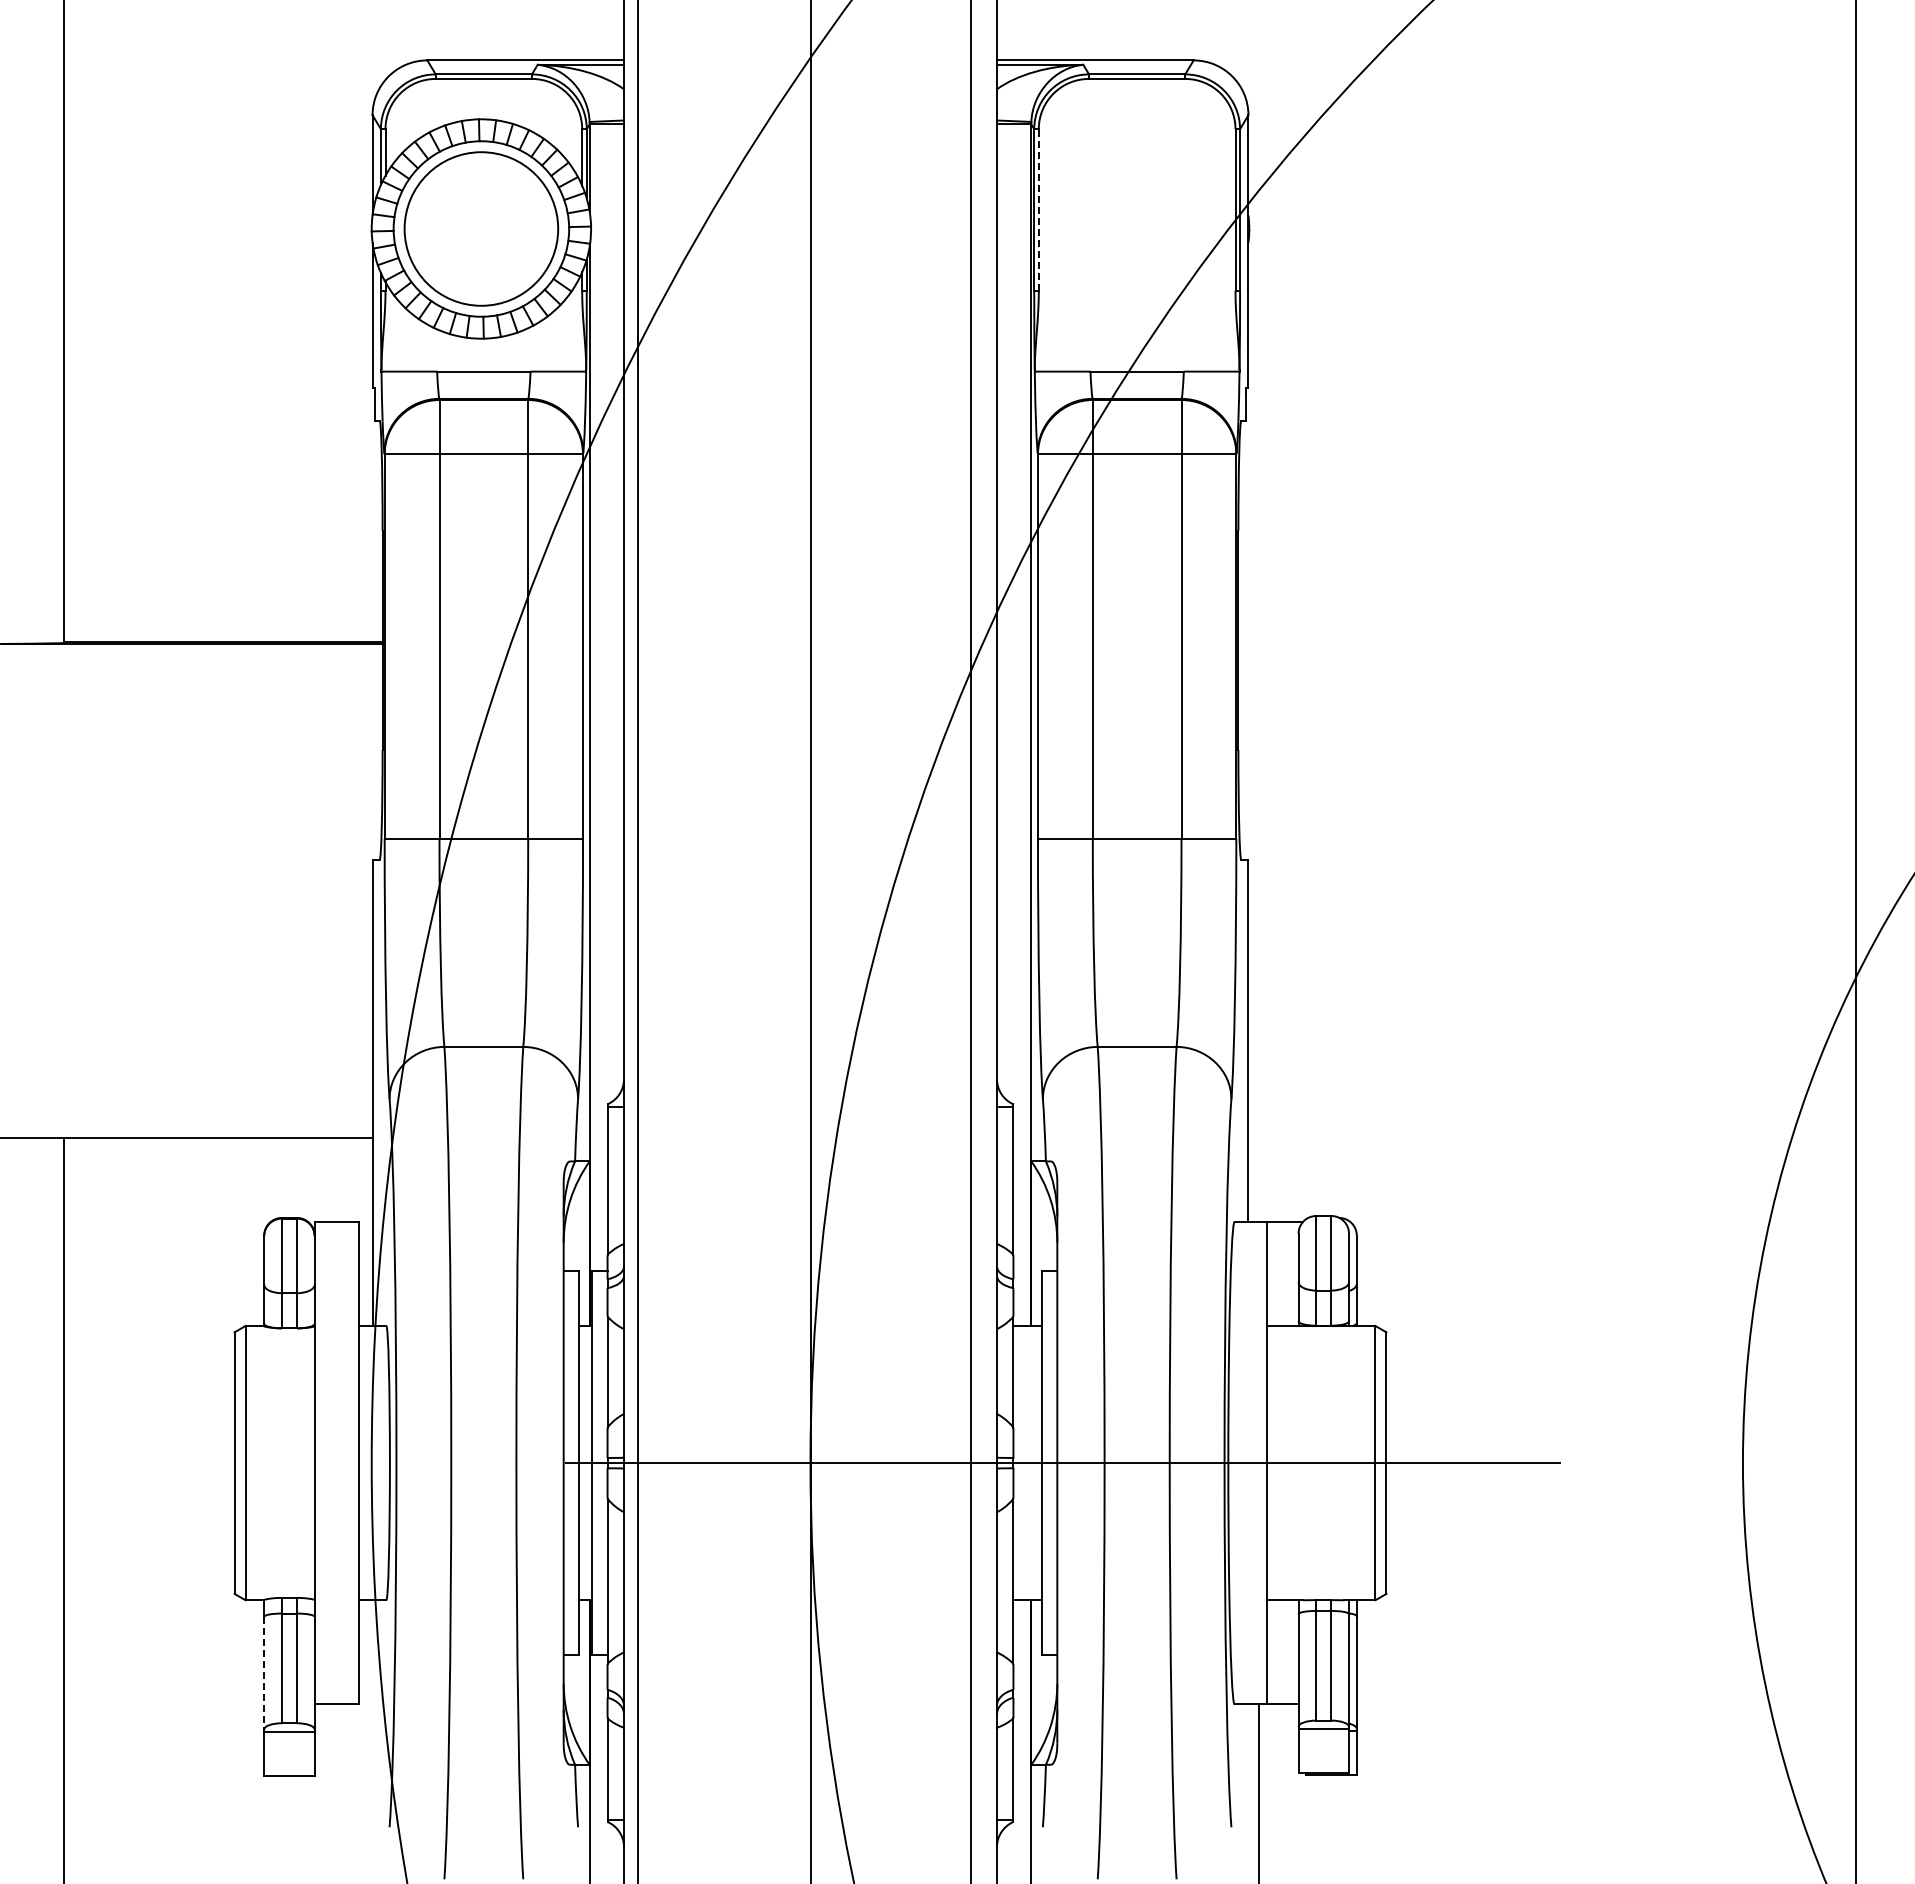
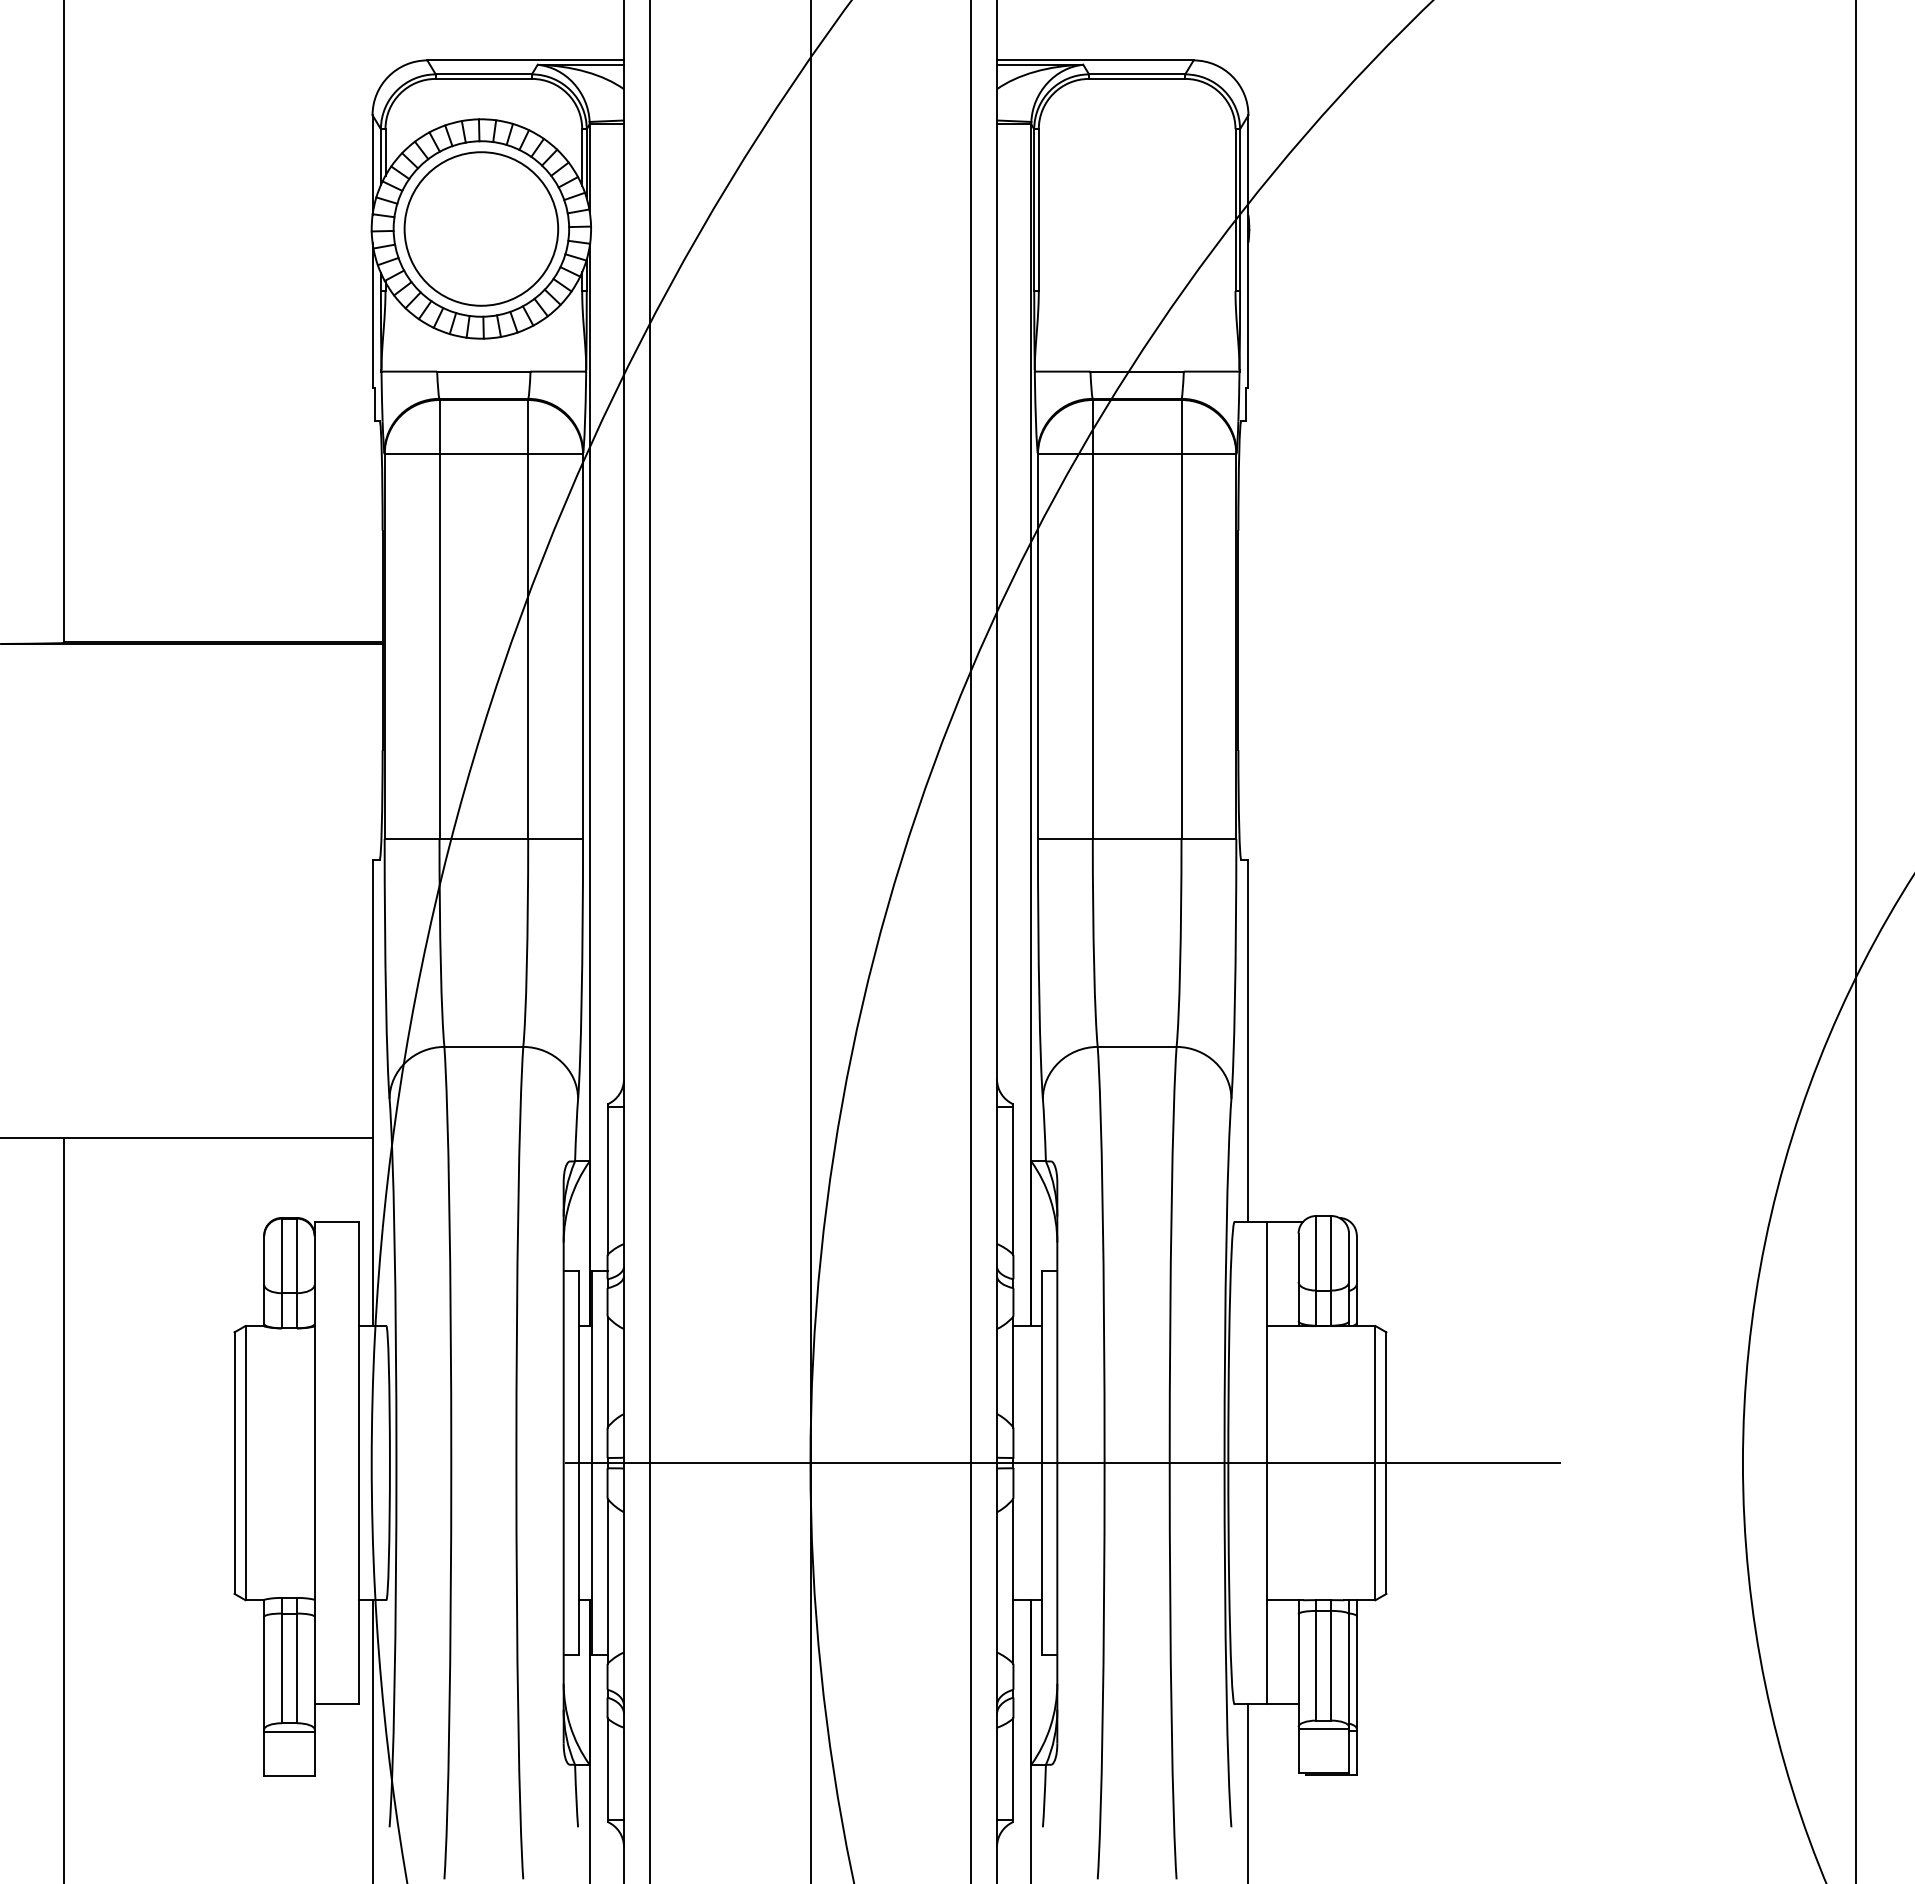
line: dashed -> solid (1038, 210)
line position: (638, 941) -> (650, 941) (650, 941)
line: dashed -> solid (264, 1673)
line: none -> present (372, 1740)
line position: (1259, 1792) -> (1248, 1792) (1248, 1792)
